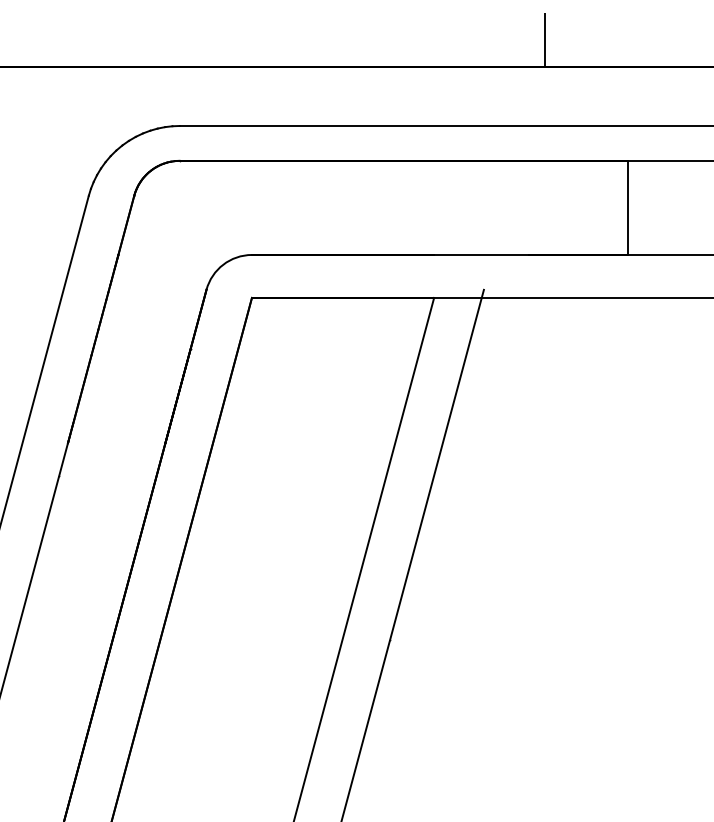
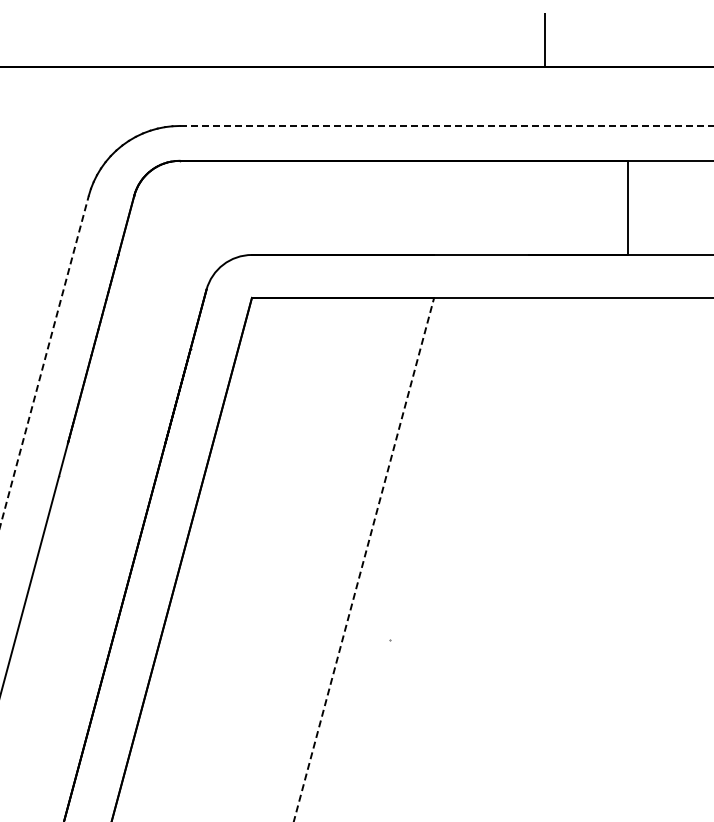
line: solid -> dashed (446, 125)
line: solid -> dashed (44, 360)
line: present -> none (412, 553)
line: solid -> dashed (364, 559)
